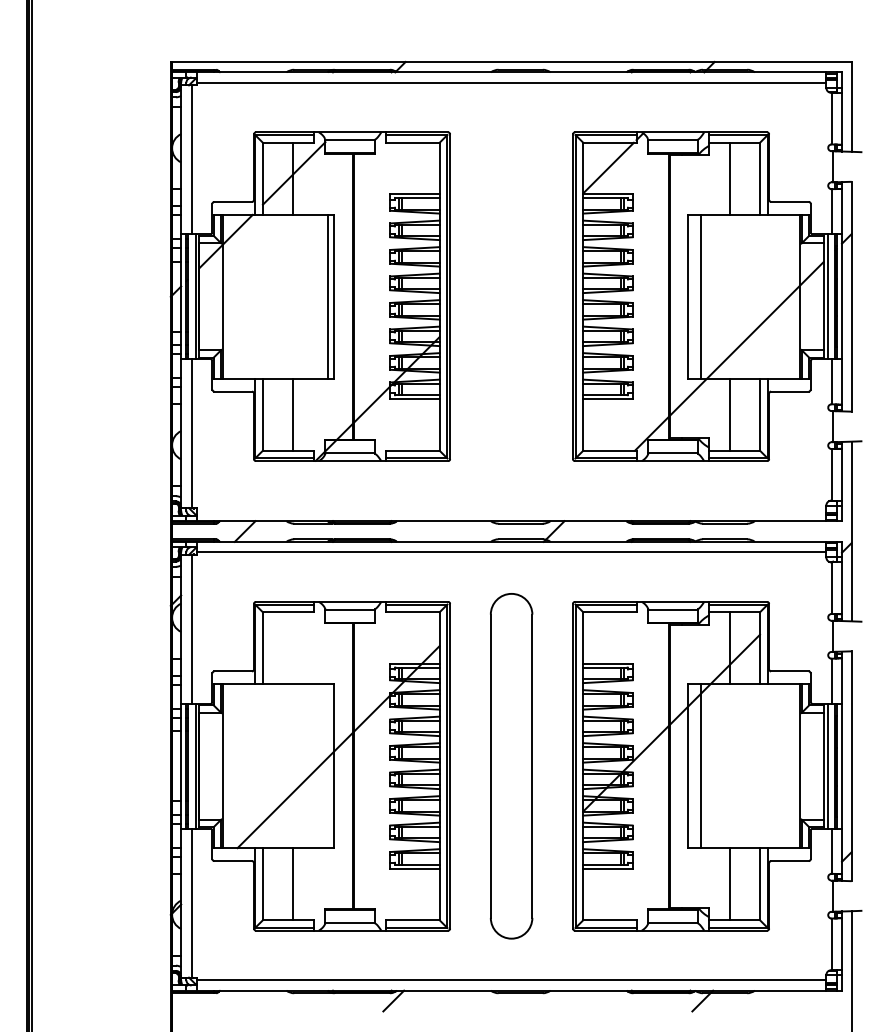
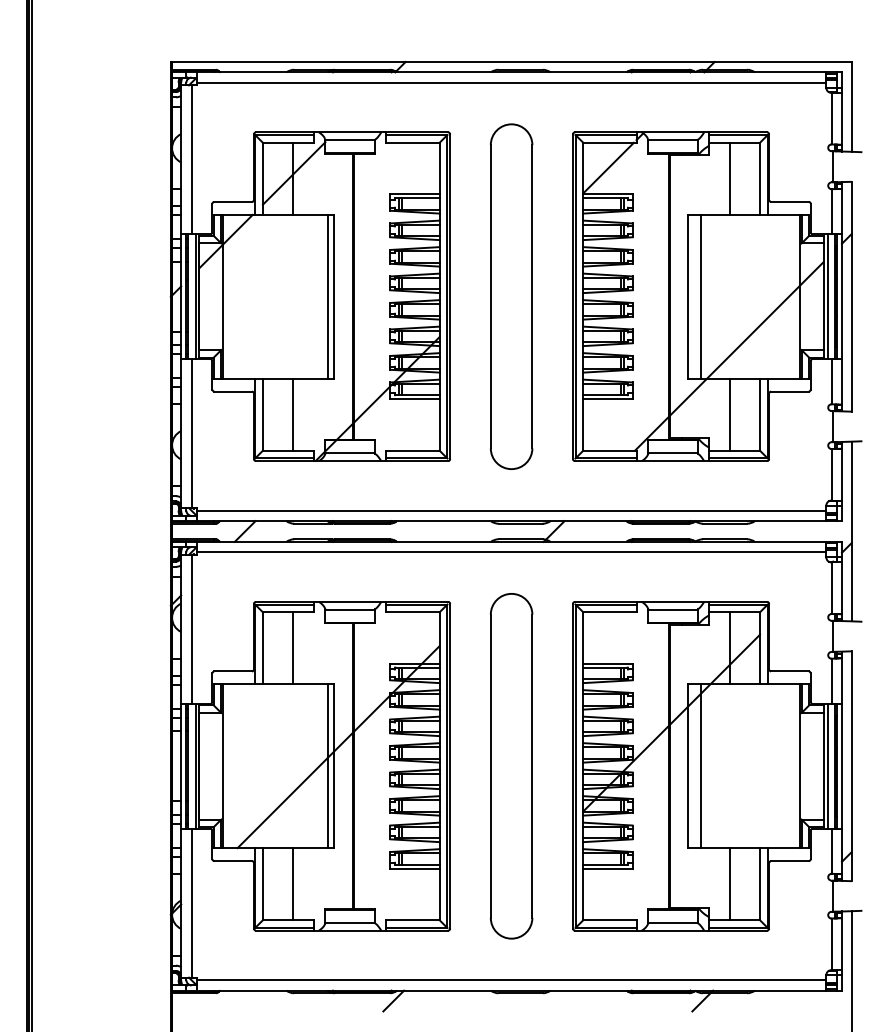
part: none -> present (511, 296)
line: none -> present (511, 510)
line: none -> present (292, 648)
line: none -> present (327, 766)
